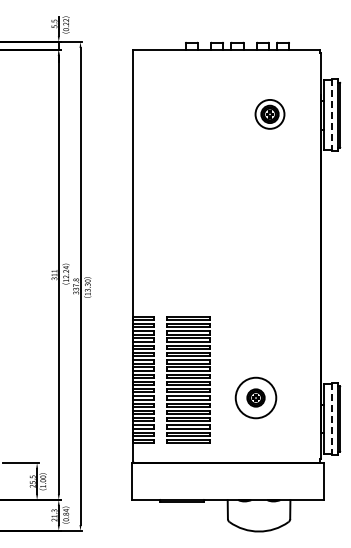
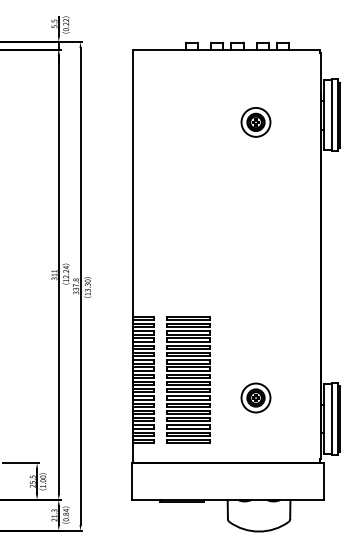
part position: (269, 114) -> (255, 122) (255, 122)
line: dashed -> solid (332, 115)
circle diameter: 41 px -> 29 px (255, 397)
line: dashed -> solid (332, 419)
